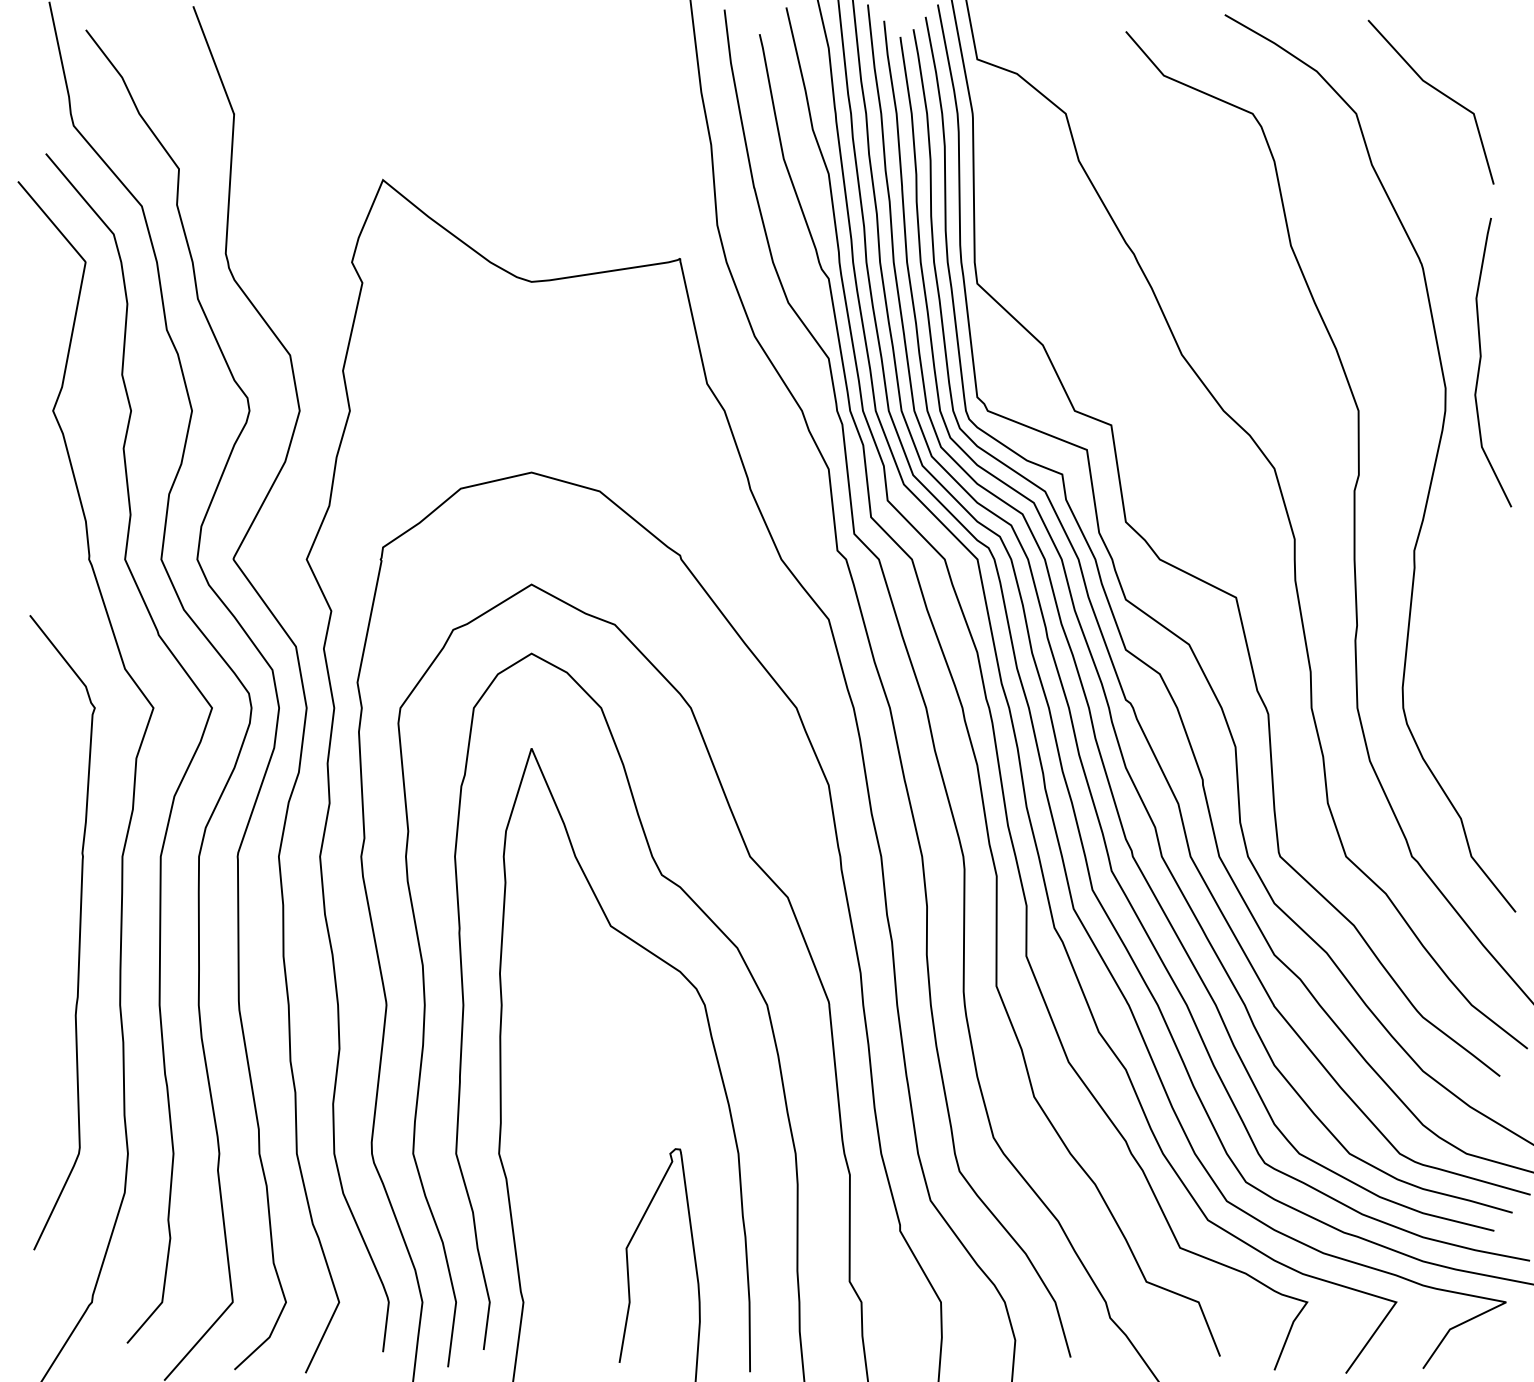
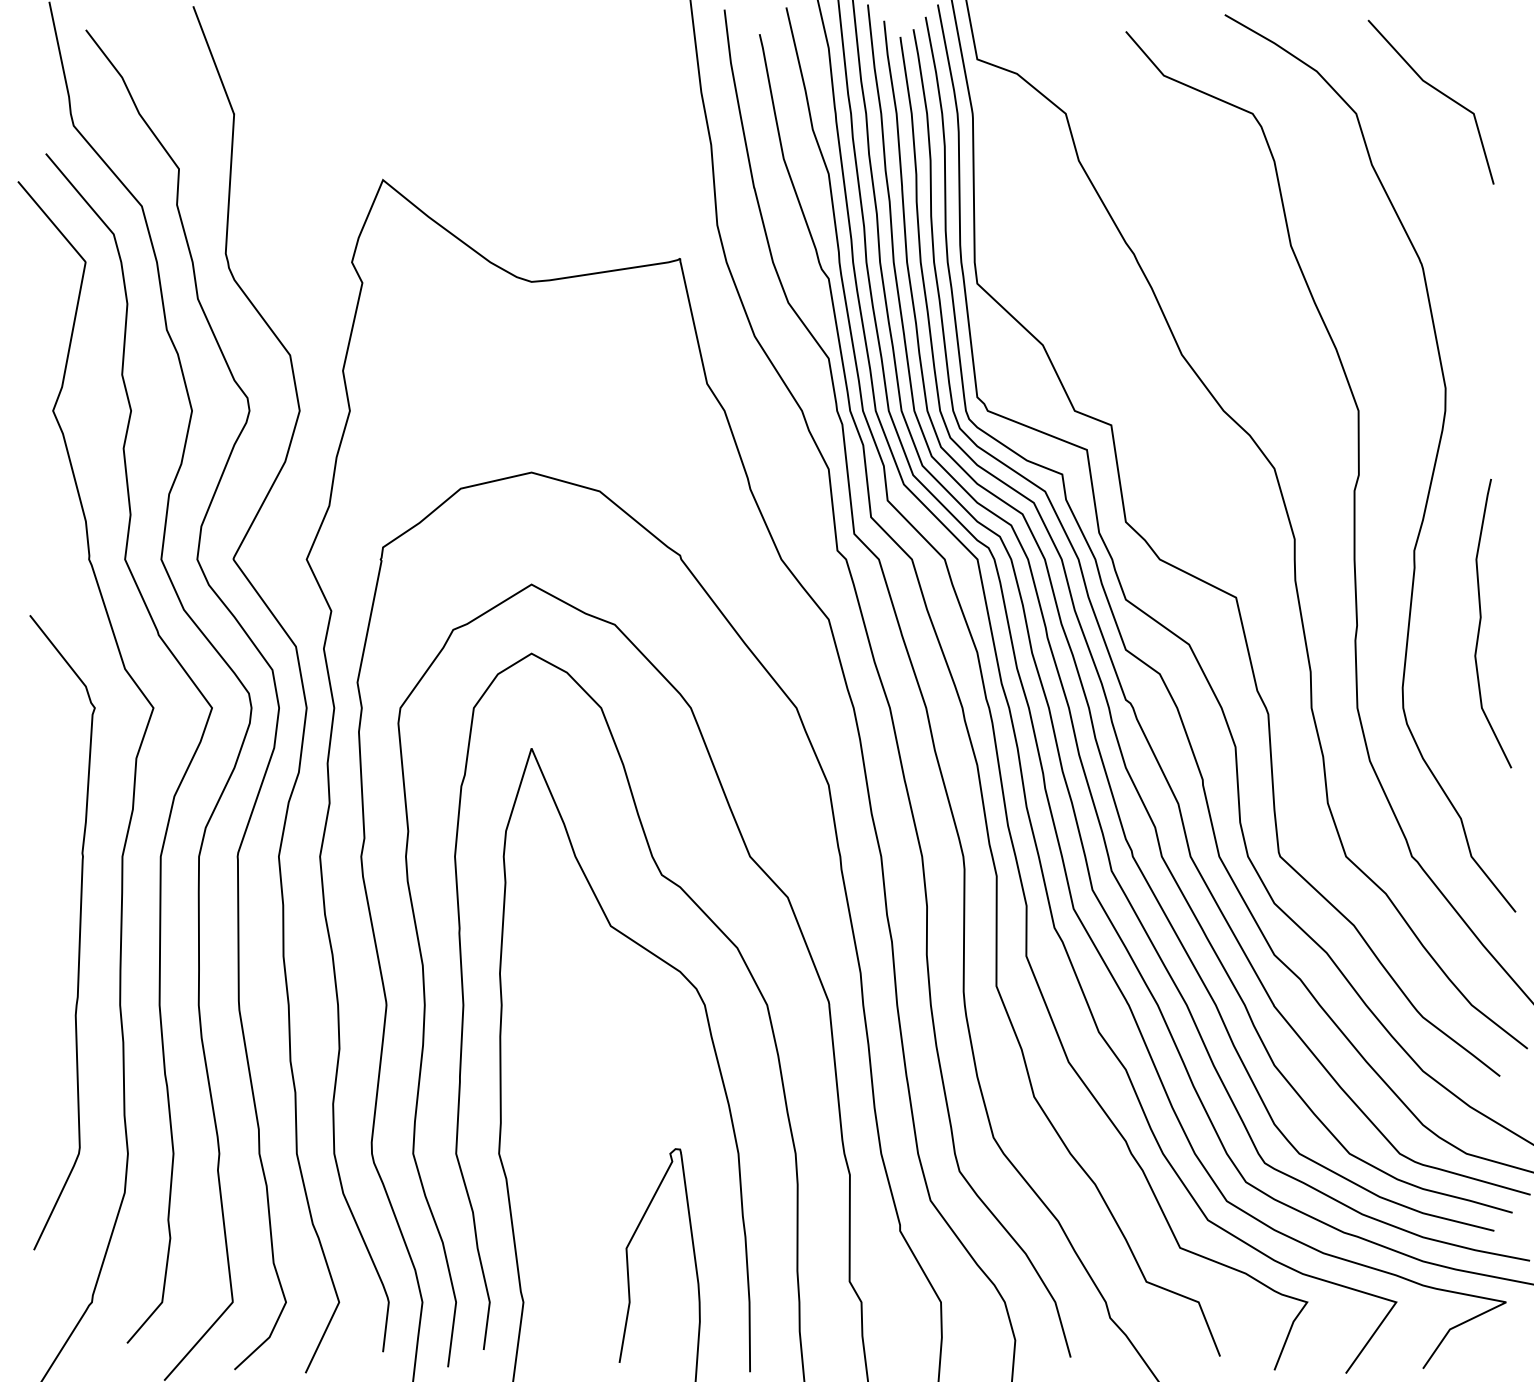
curve position: (1481, 360) -> (1481, 621) (1481, 621)
